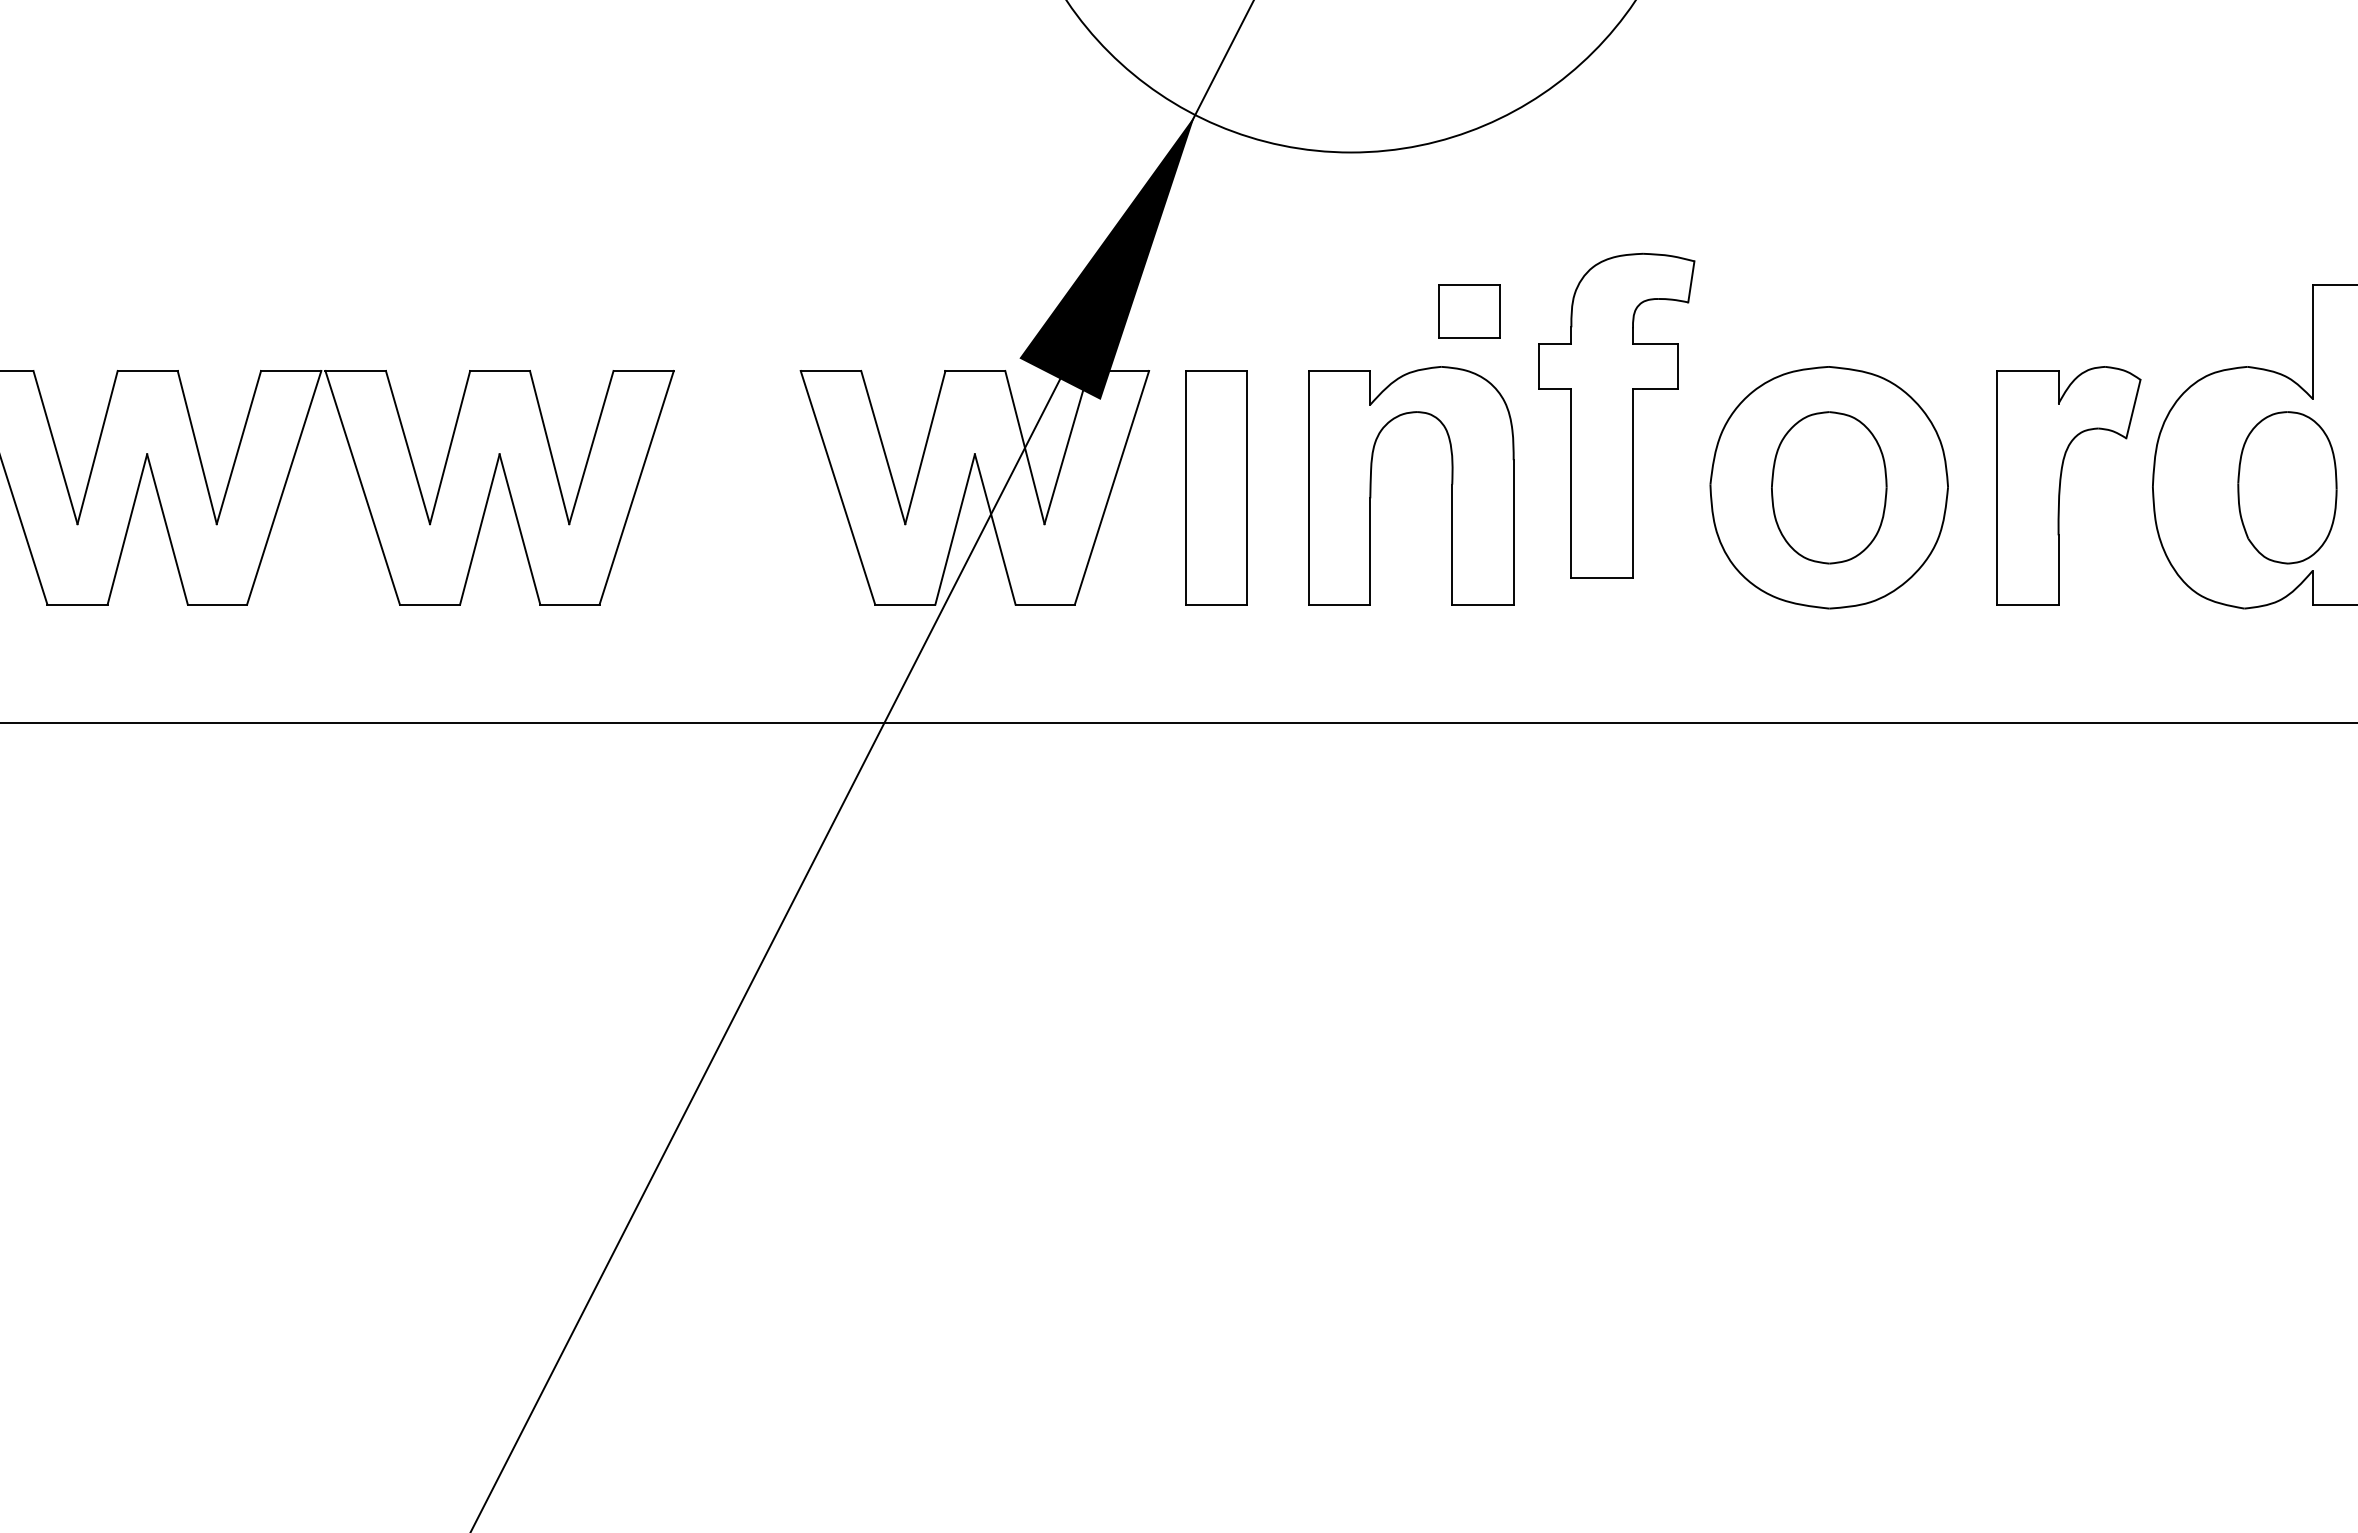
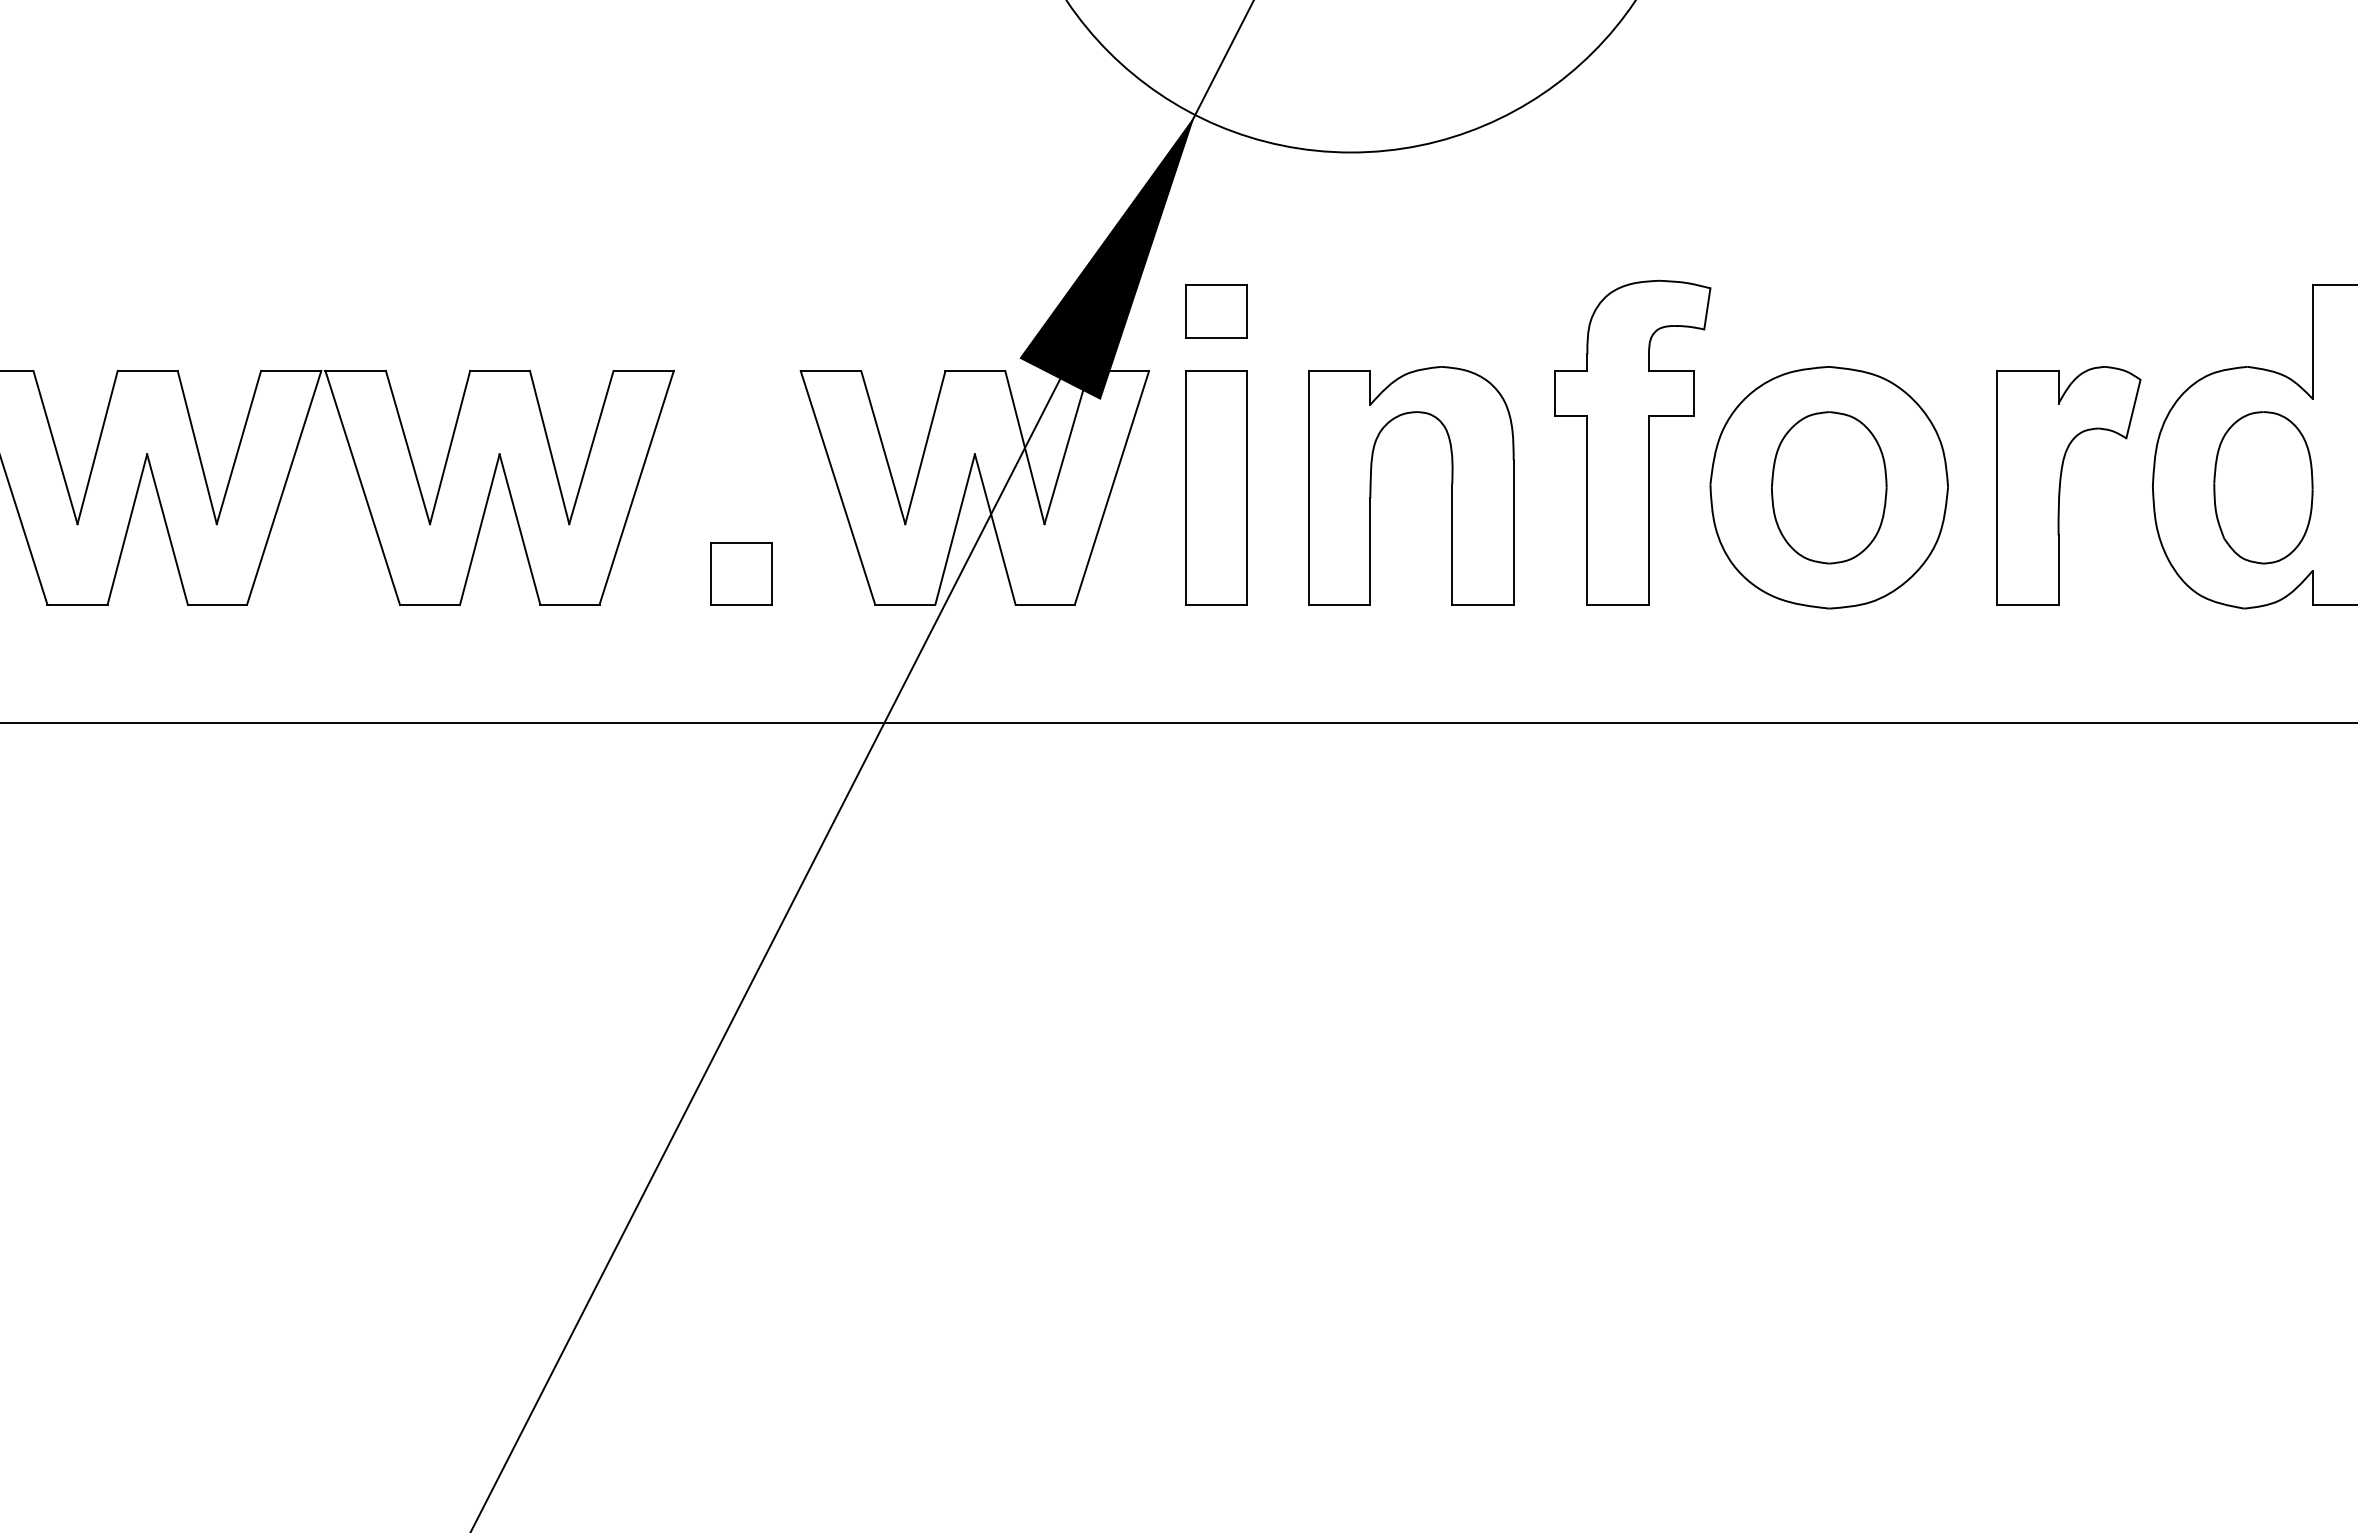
part position: (1469, 311) -> (1216, 311) (1216, 311)
part position: (1616, 415) -> (1632, 442) (1632, 442)
part position: (2287, 487) -> (2263, 487) (2263, 487)
part: none -> present (741, 573)
